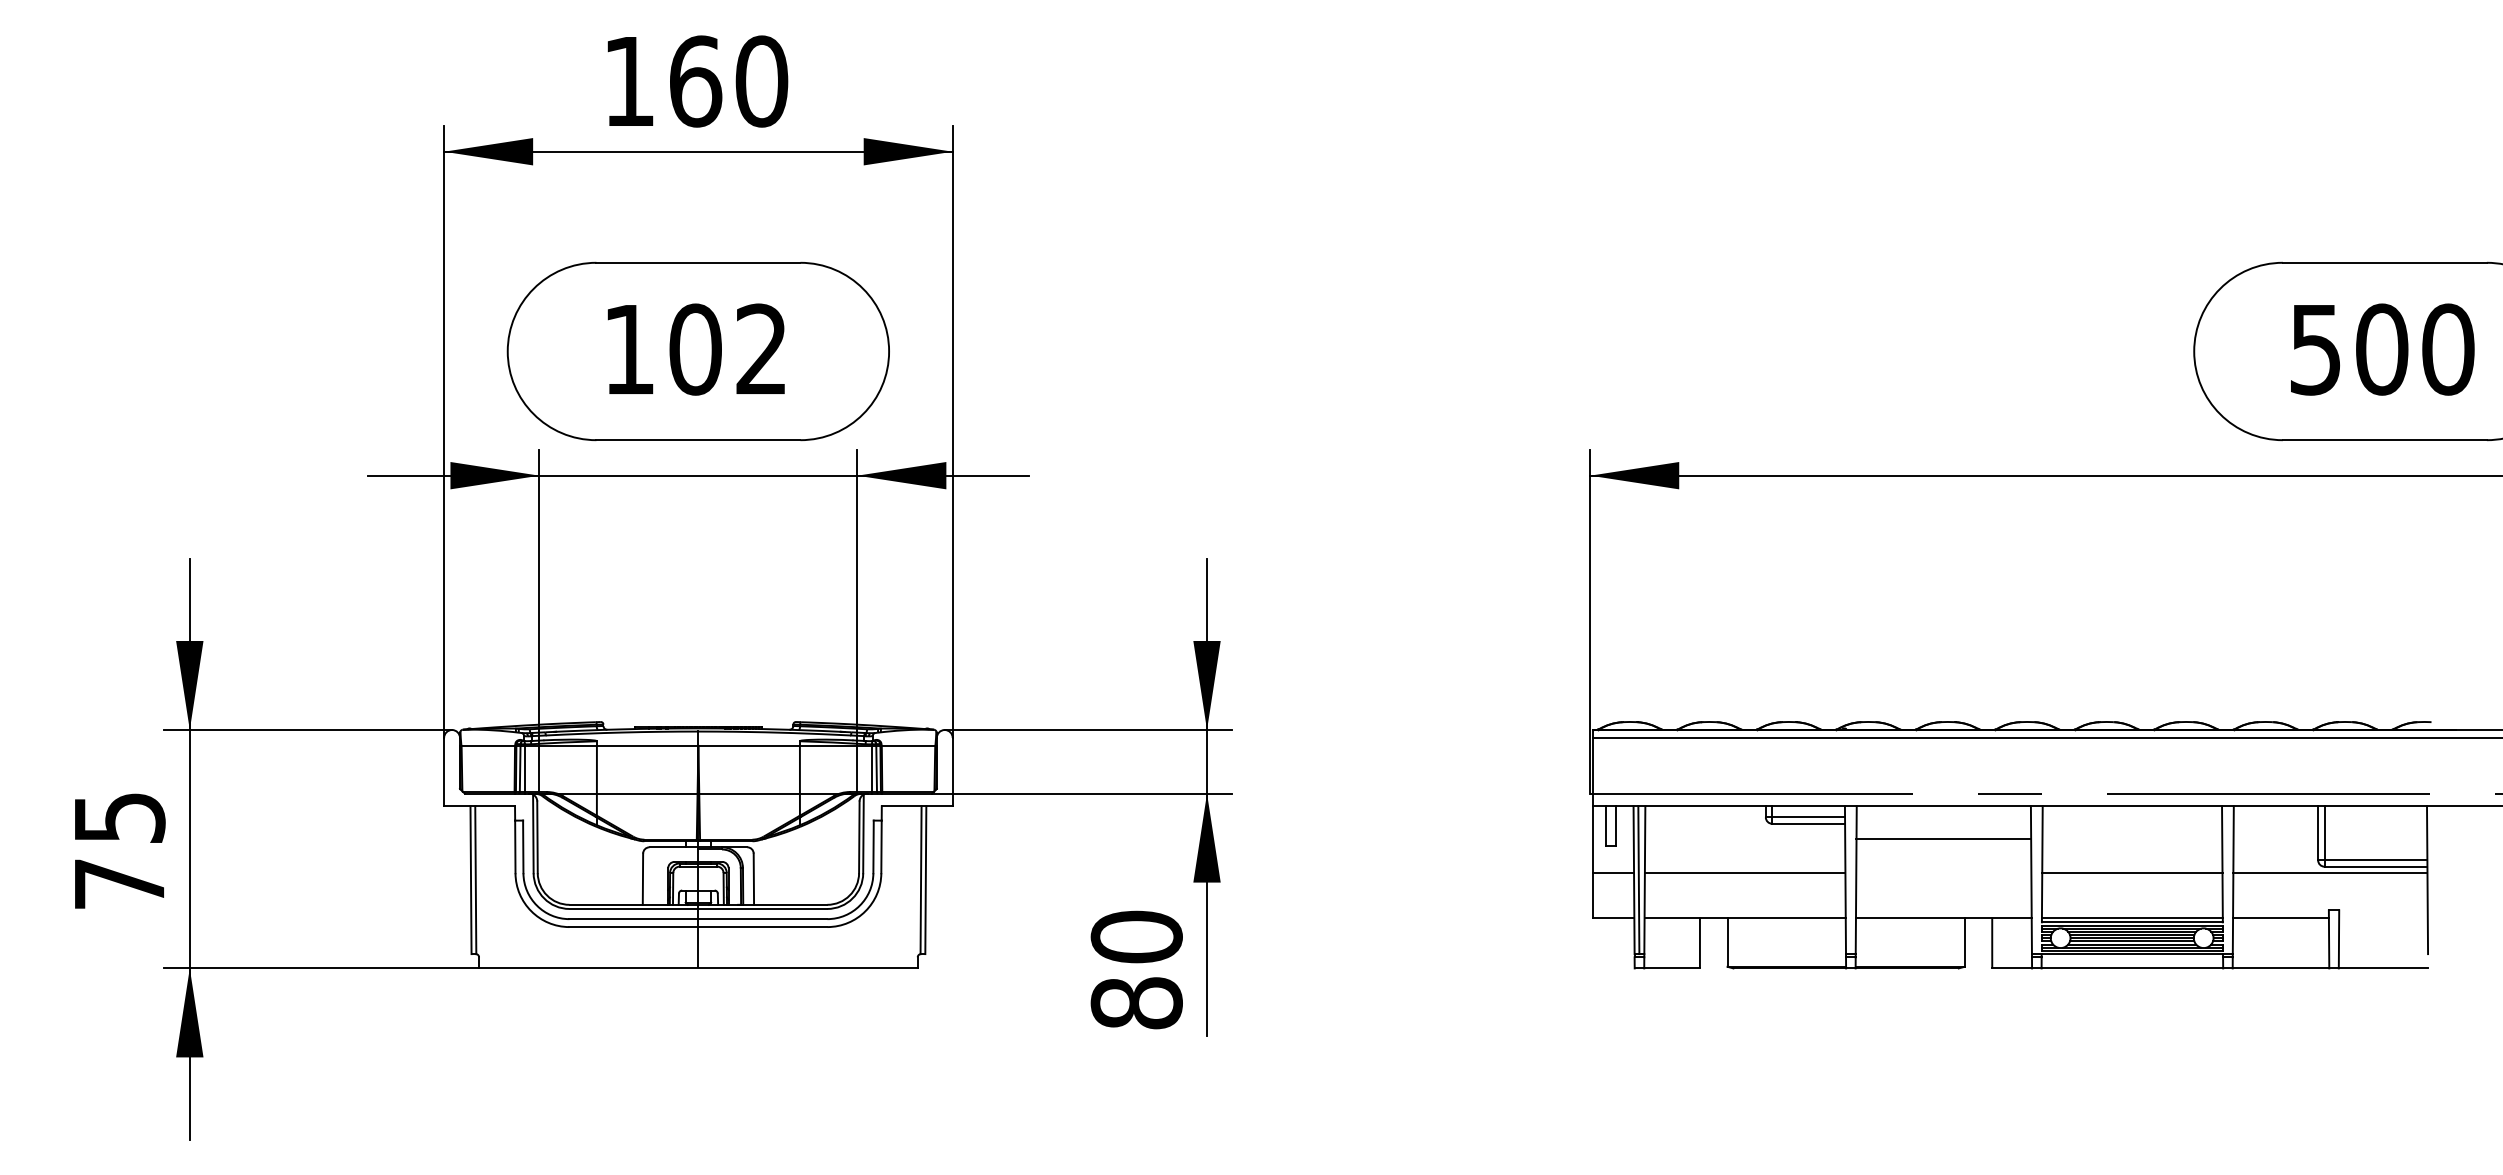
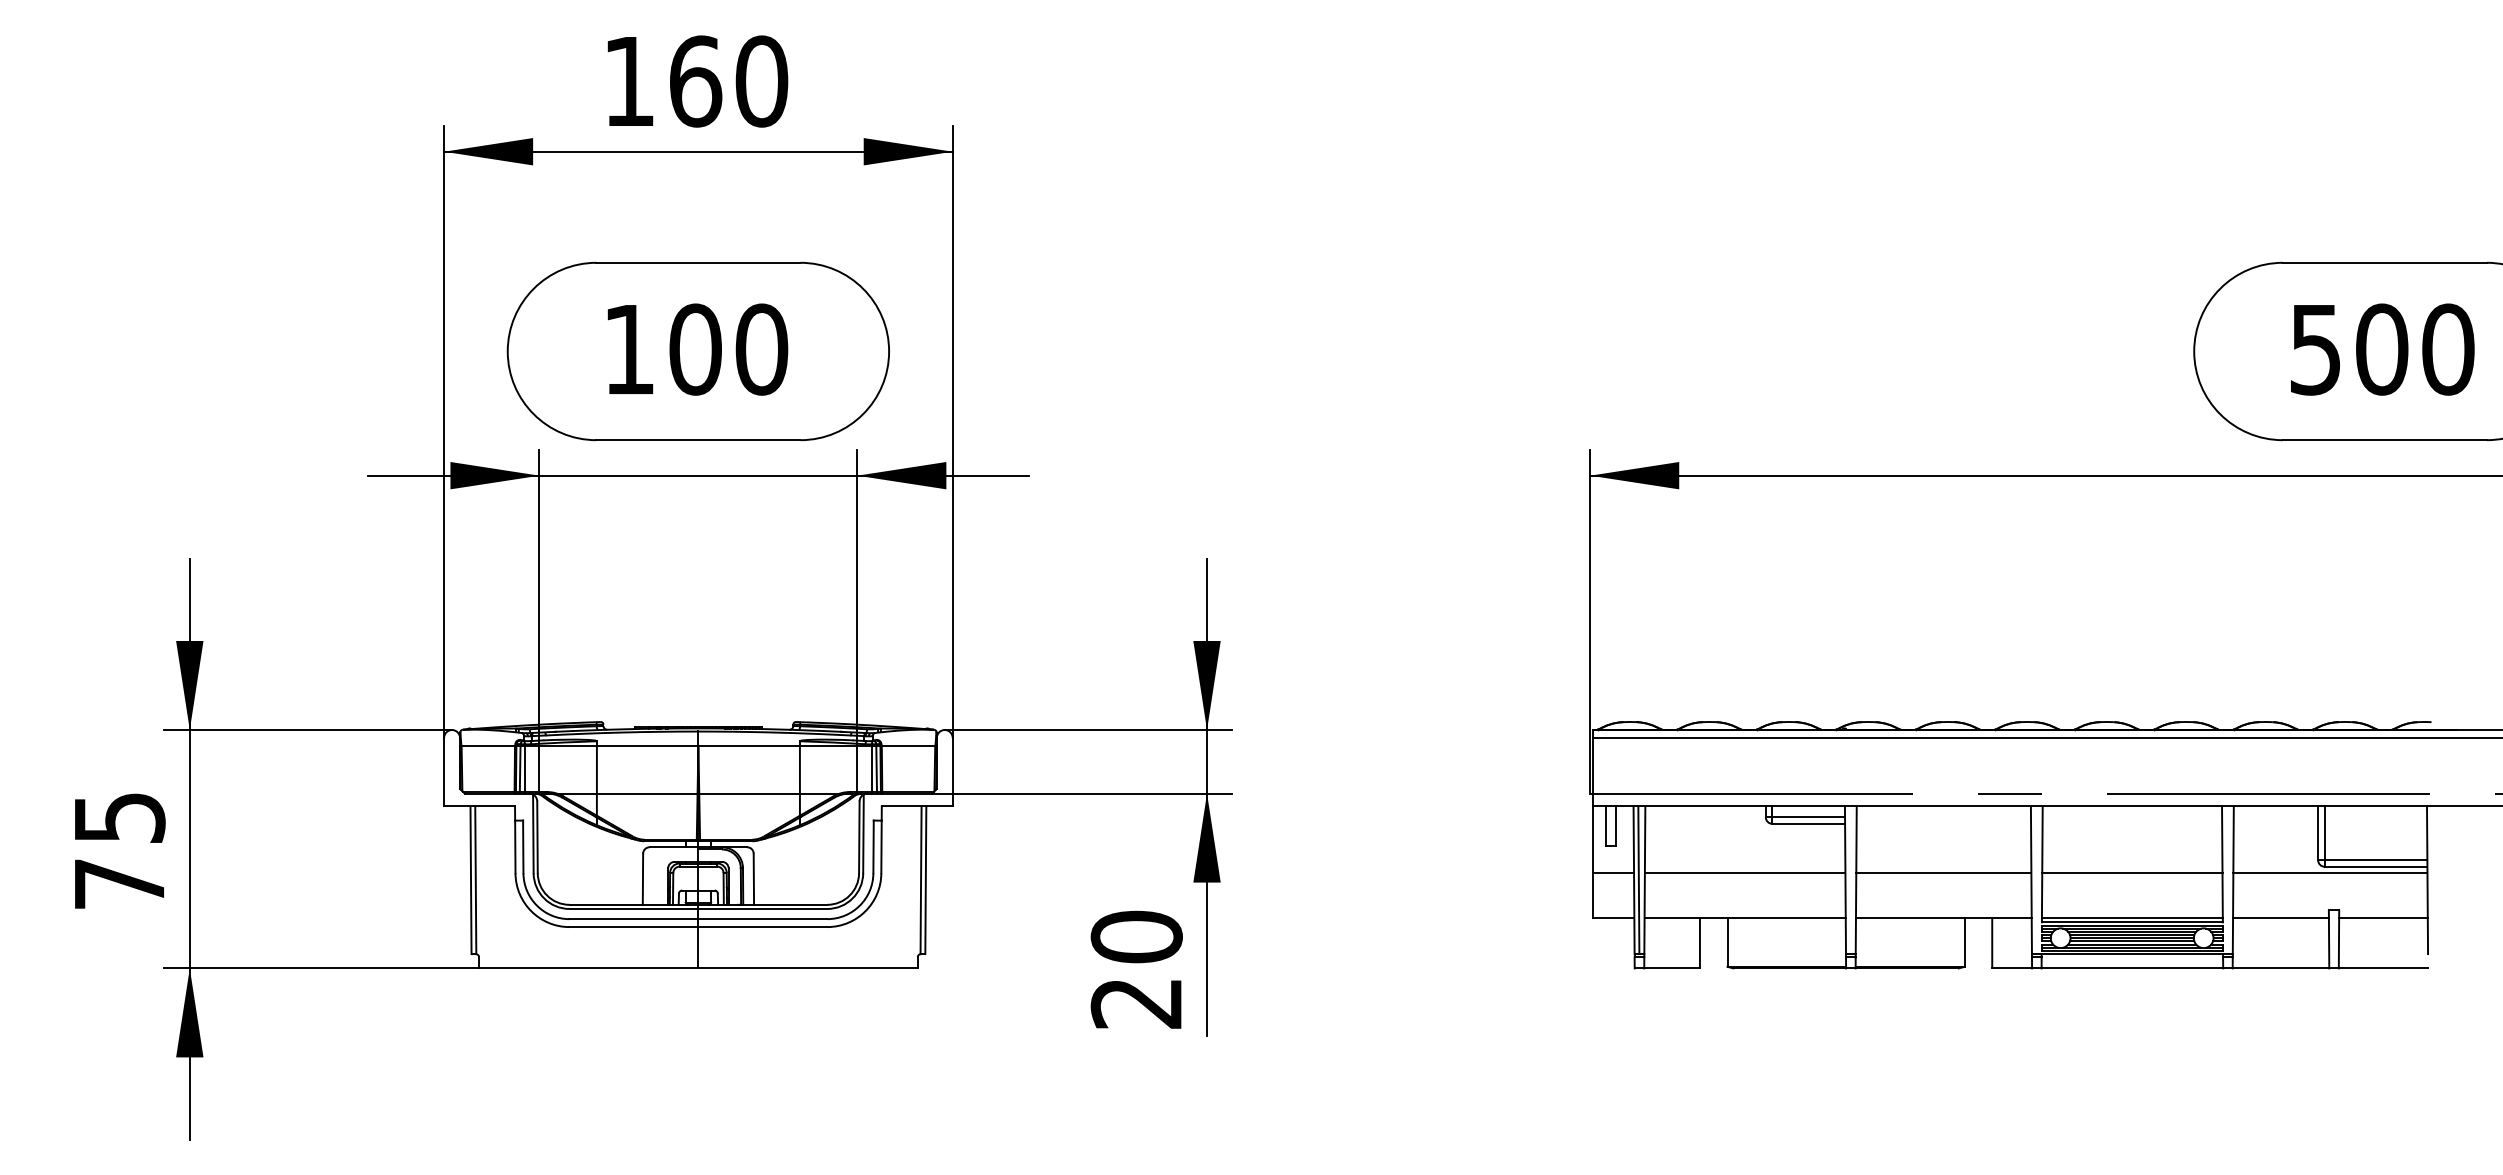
text: 102 -> 100 (761, 349)
line position: (1943, 839) -> (1943, 873) (1943, 873)
line: none -> present (2383, 917)
text: 80 -> 20 (1136, 1003)
